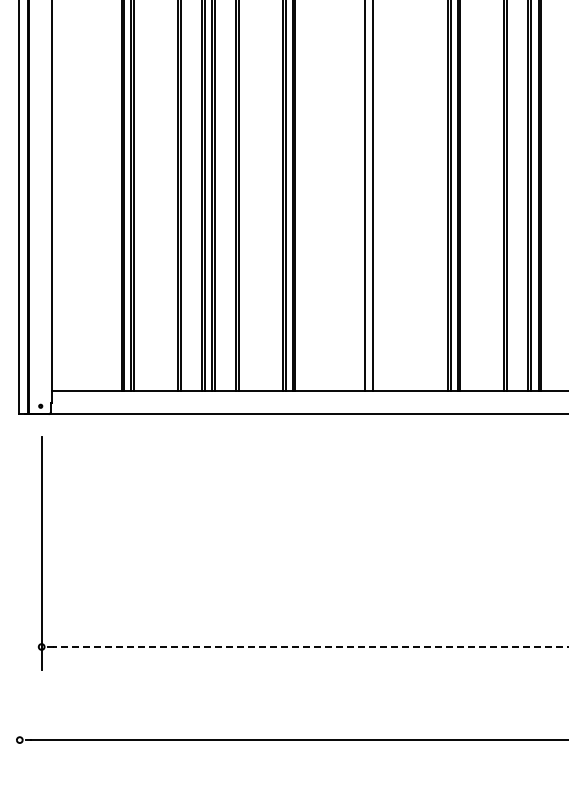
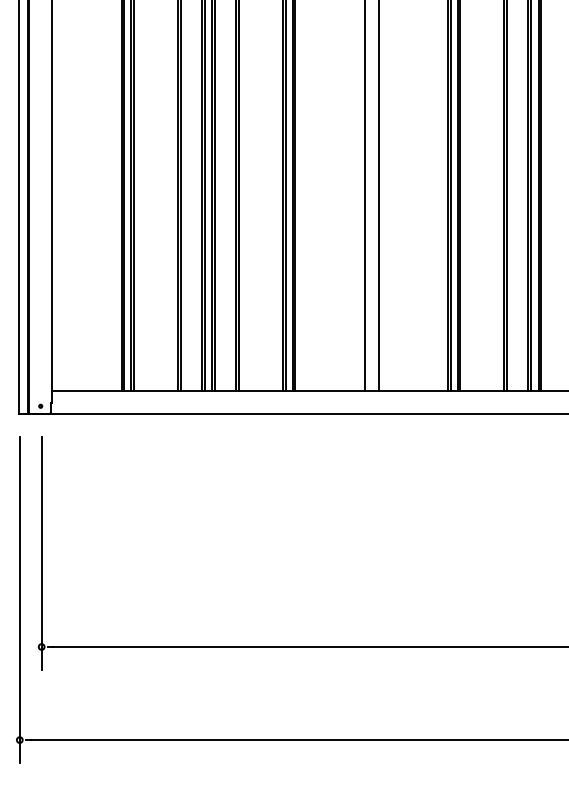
line position: (373, 196) -> (379, 196) (379, 196)
line: none -> present (19, 600)
line: dashed -> solid (310, 646)
